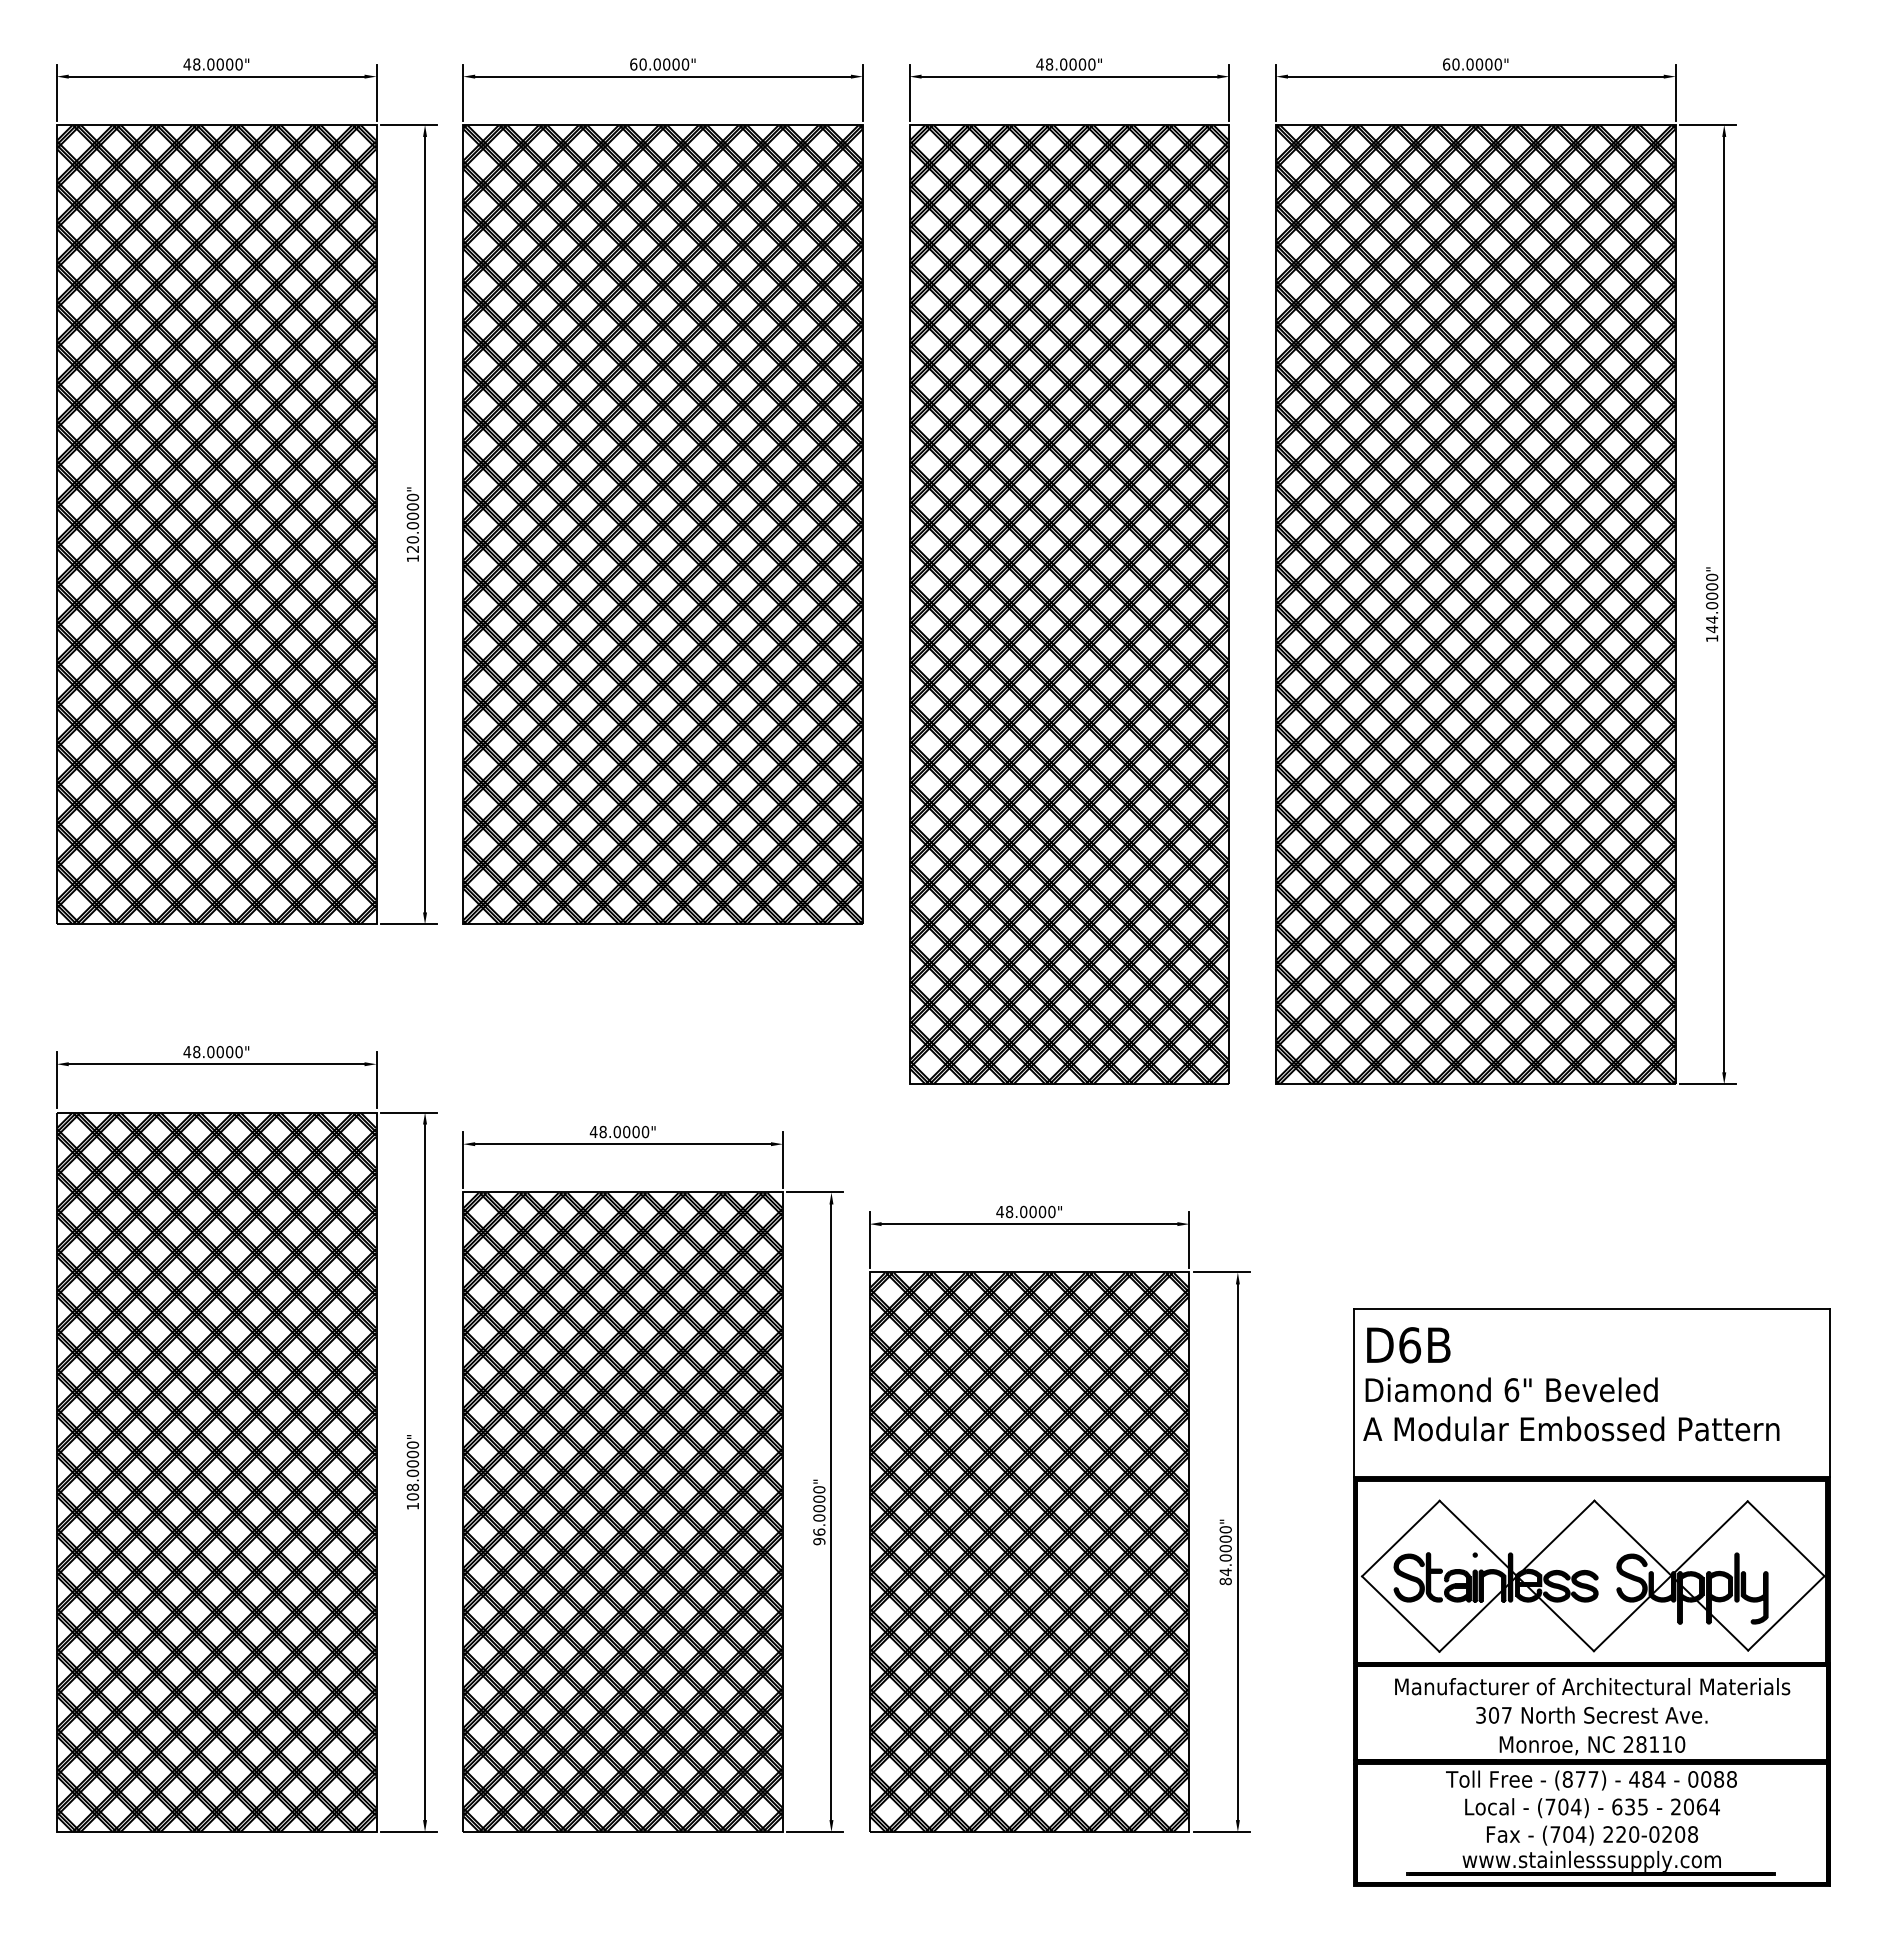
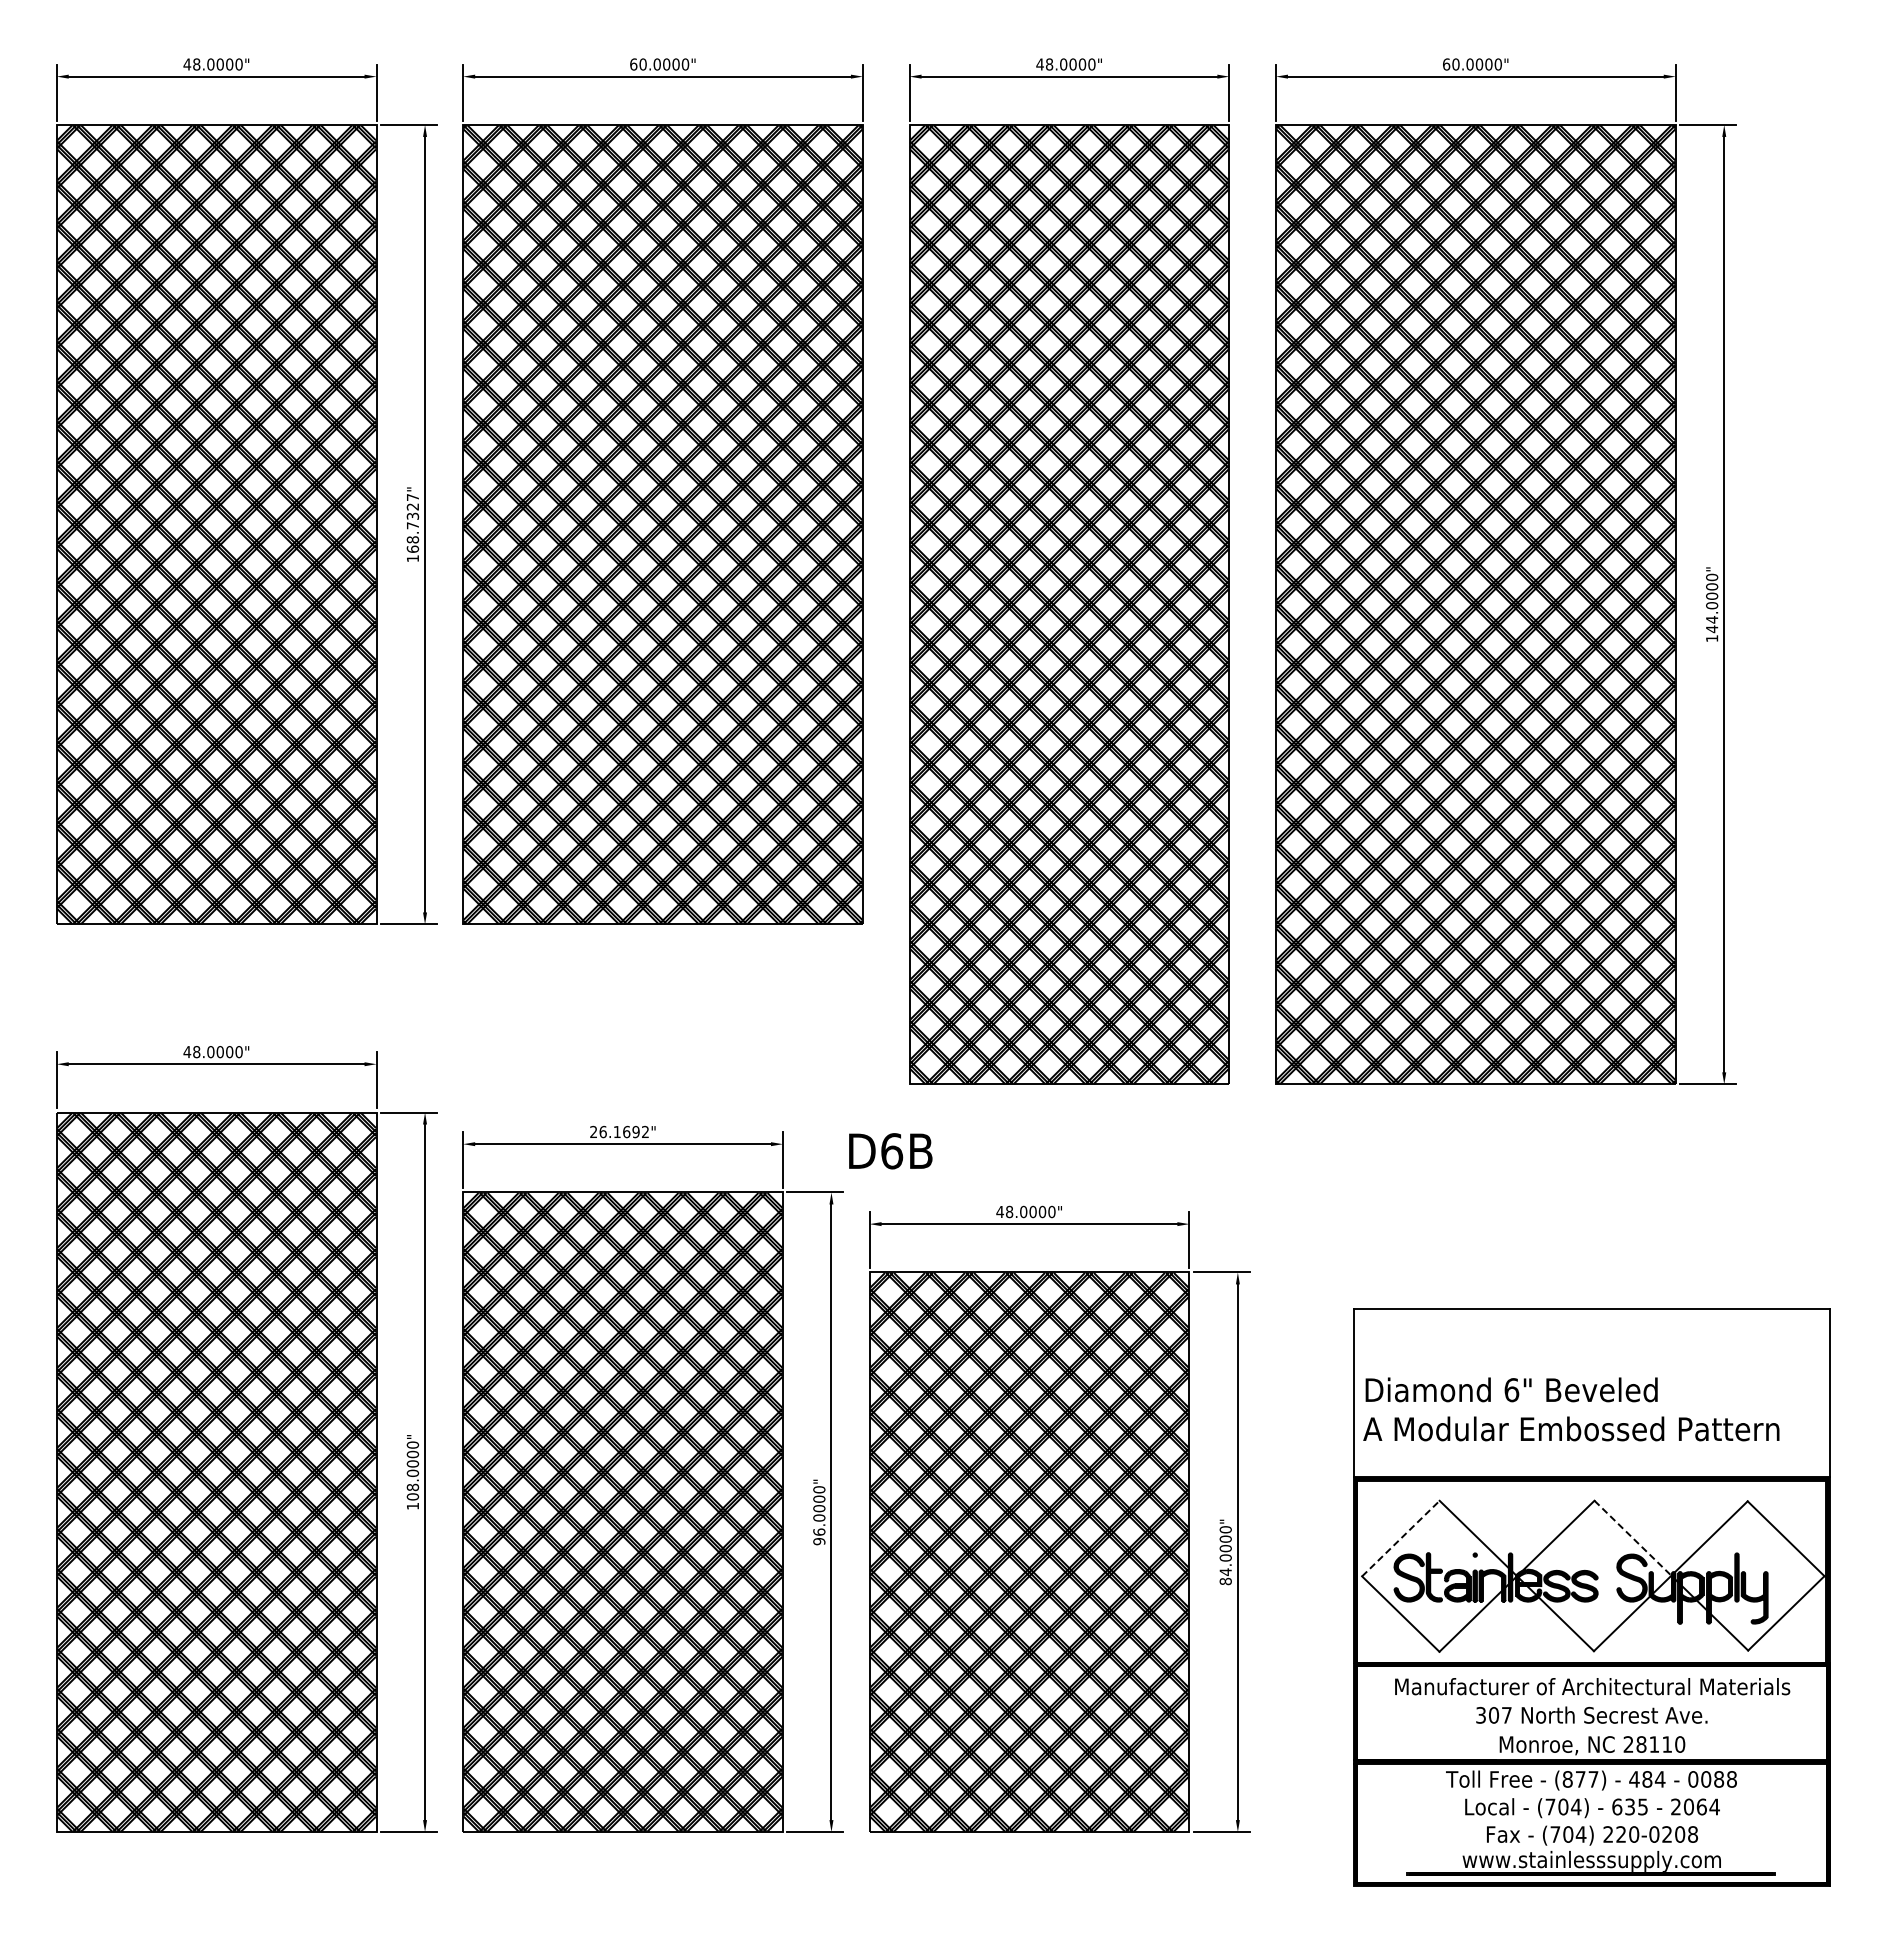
text: 120.0000" -> 168.7327" (412, 522)
text: 48.0000" -> 26.1692" (619, 1131)
text position: (1408, 1345) -> (890, 1151) (890, 1151)
line: solid -> dashed (1401, 1538)
line: solid -> dashed (1633, 1538)
